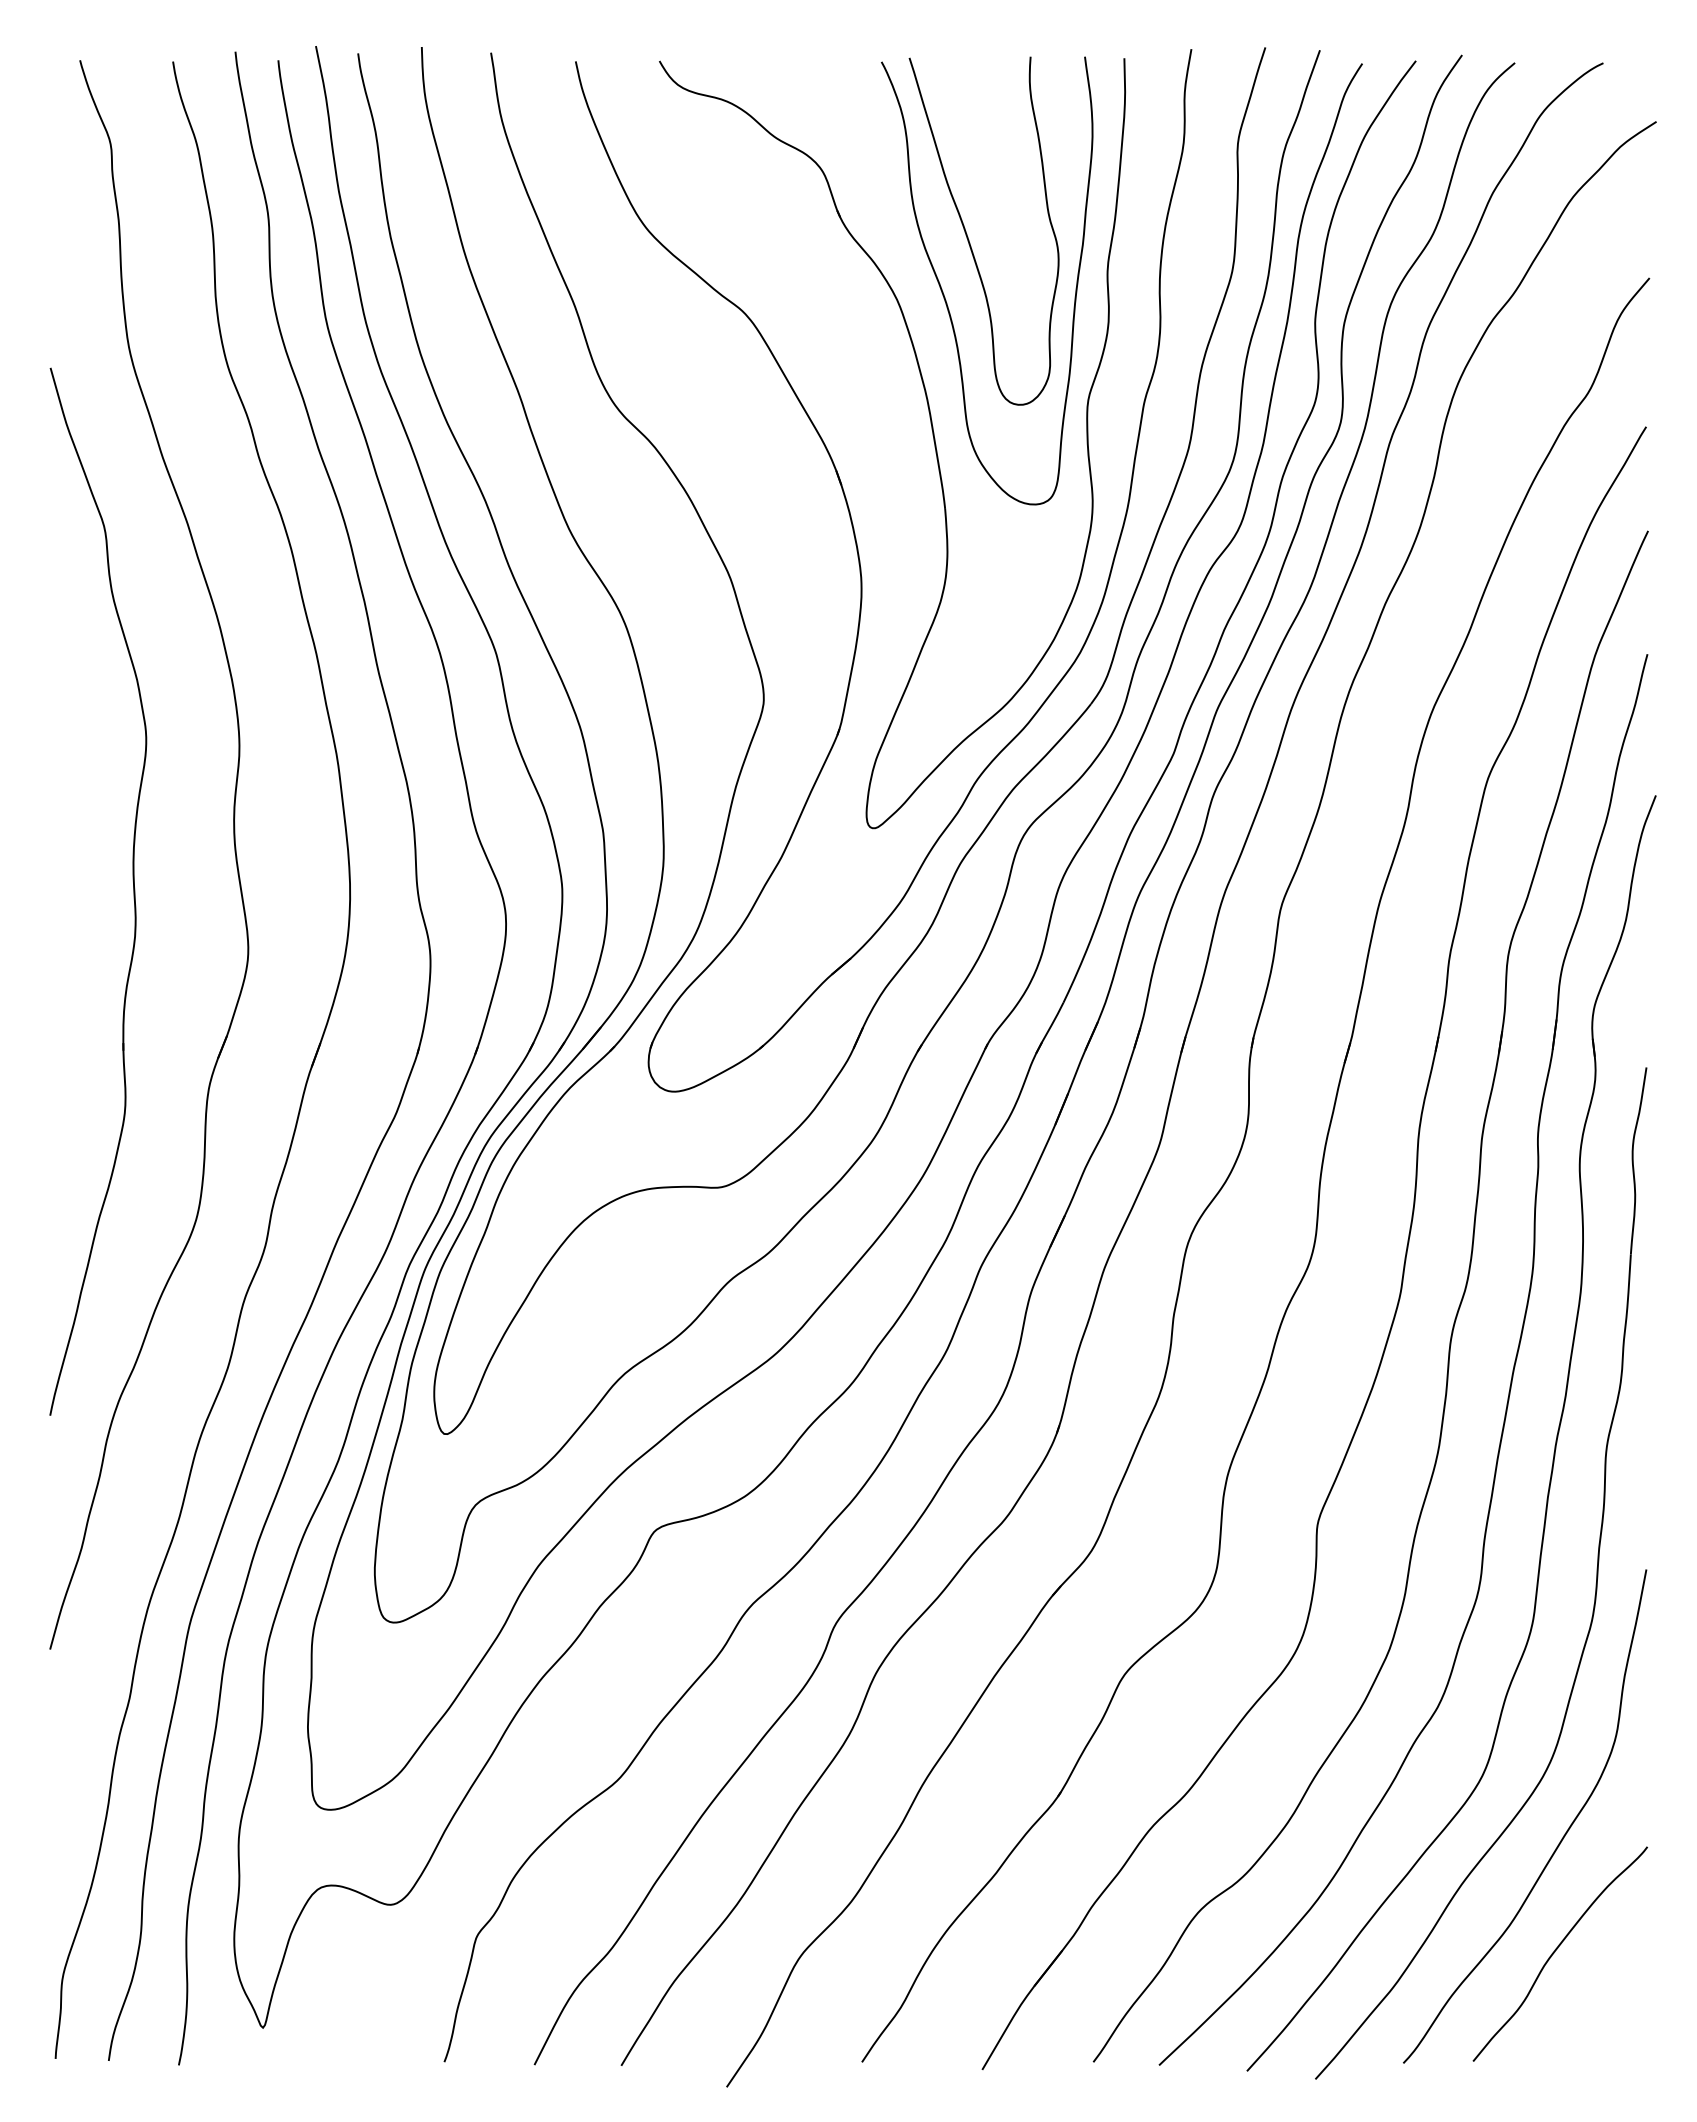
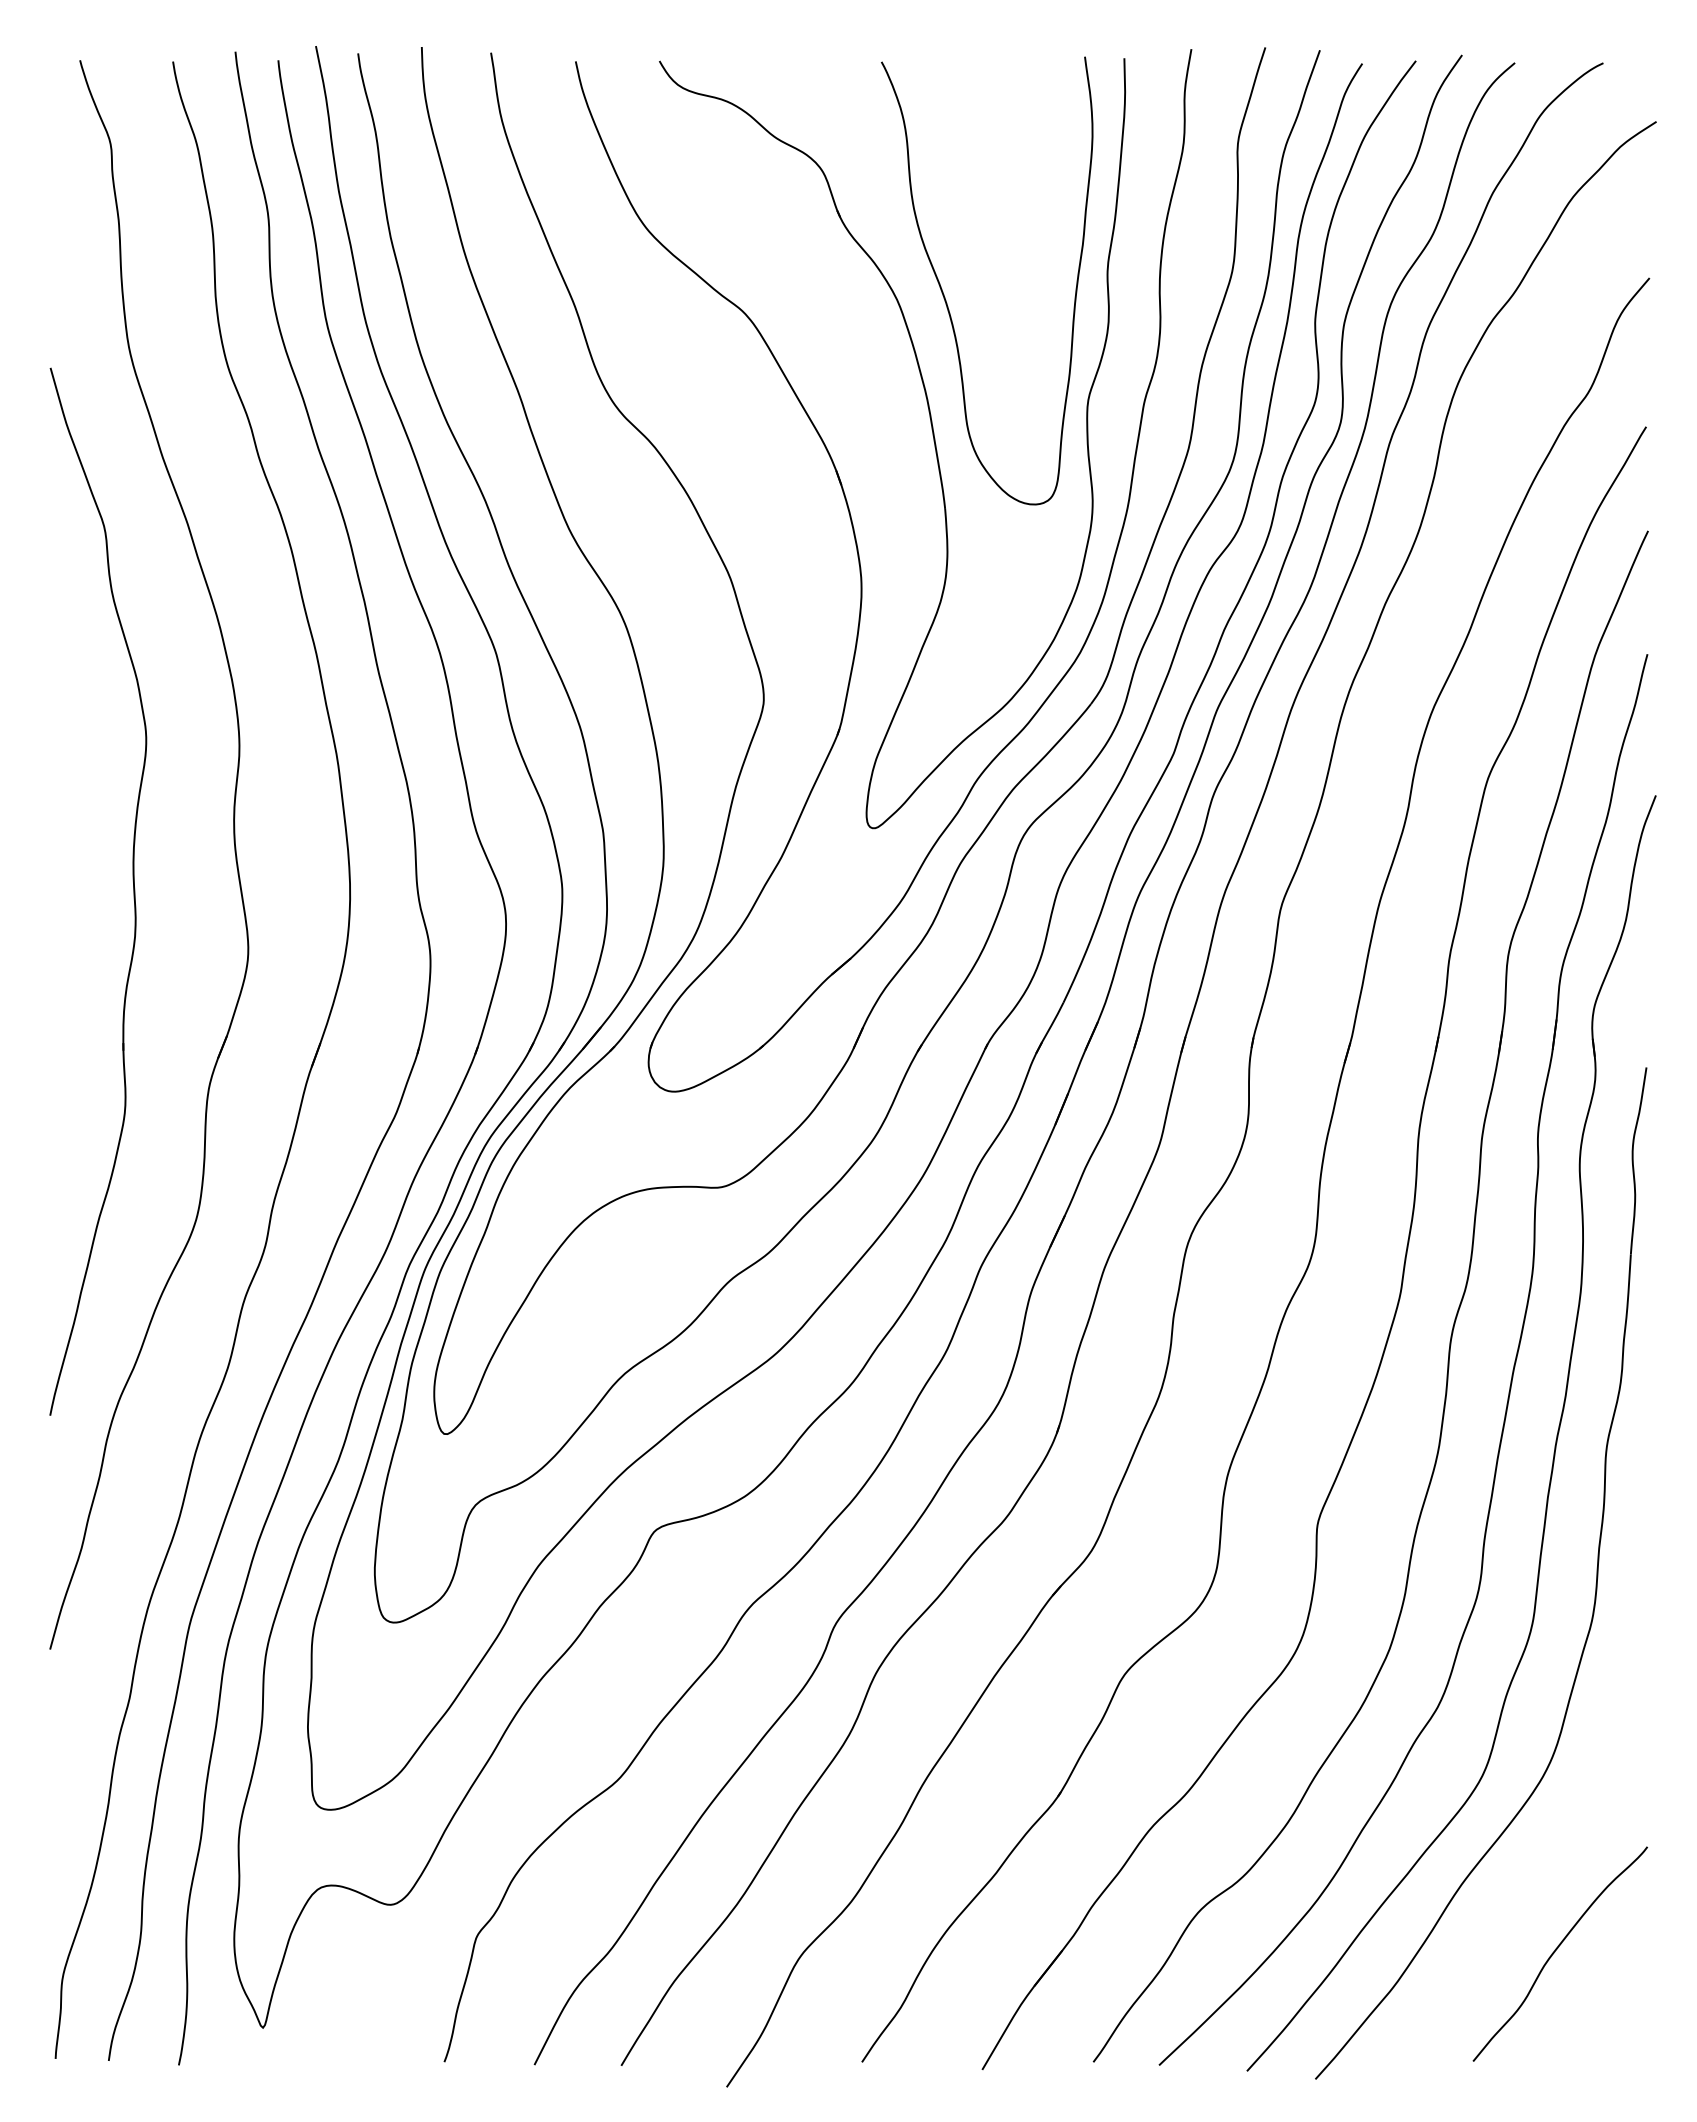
curve: present -> none (967, 234)
curve: present -> none (1561, 1838)
